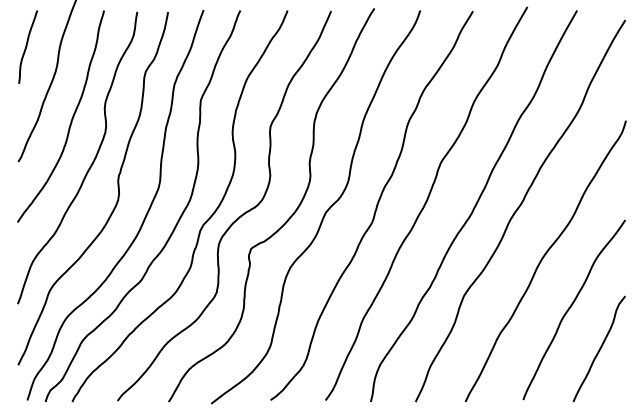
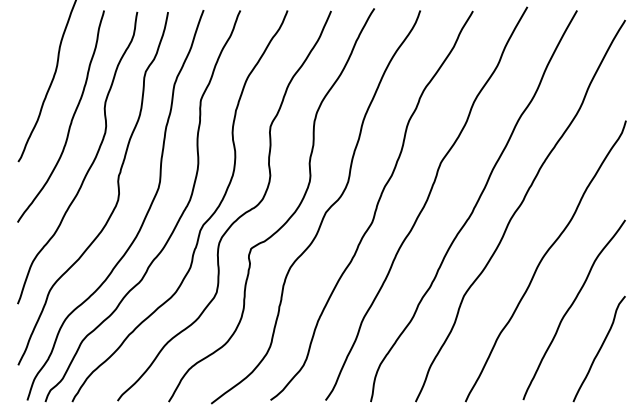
curve: present -> none (27, 46)
